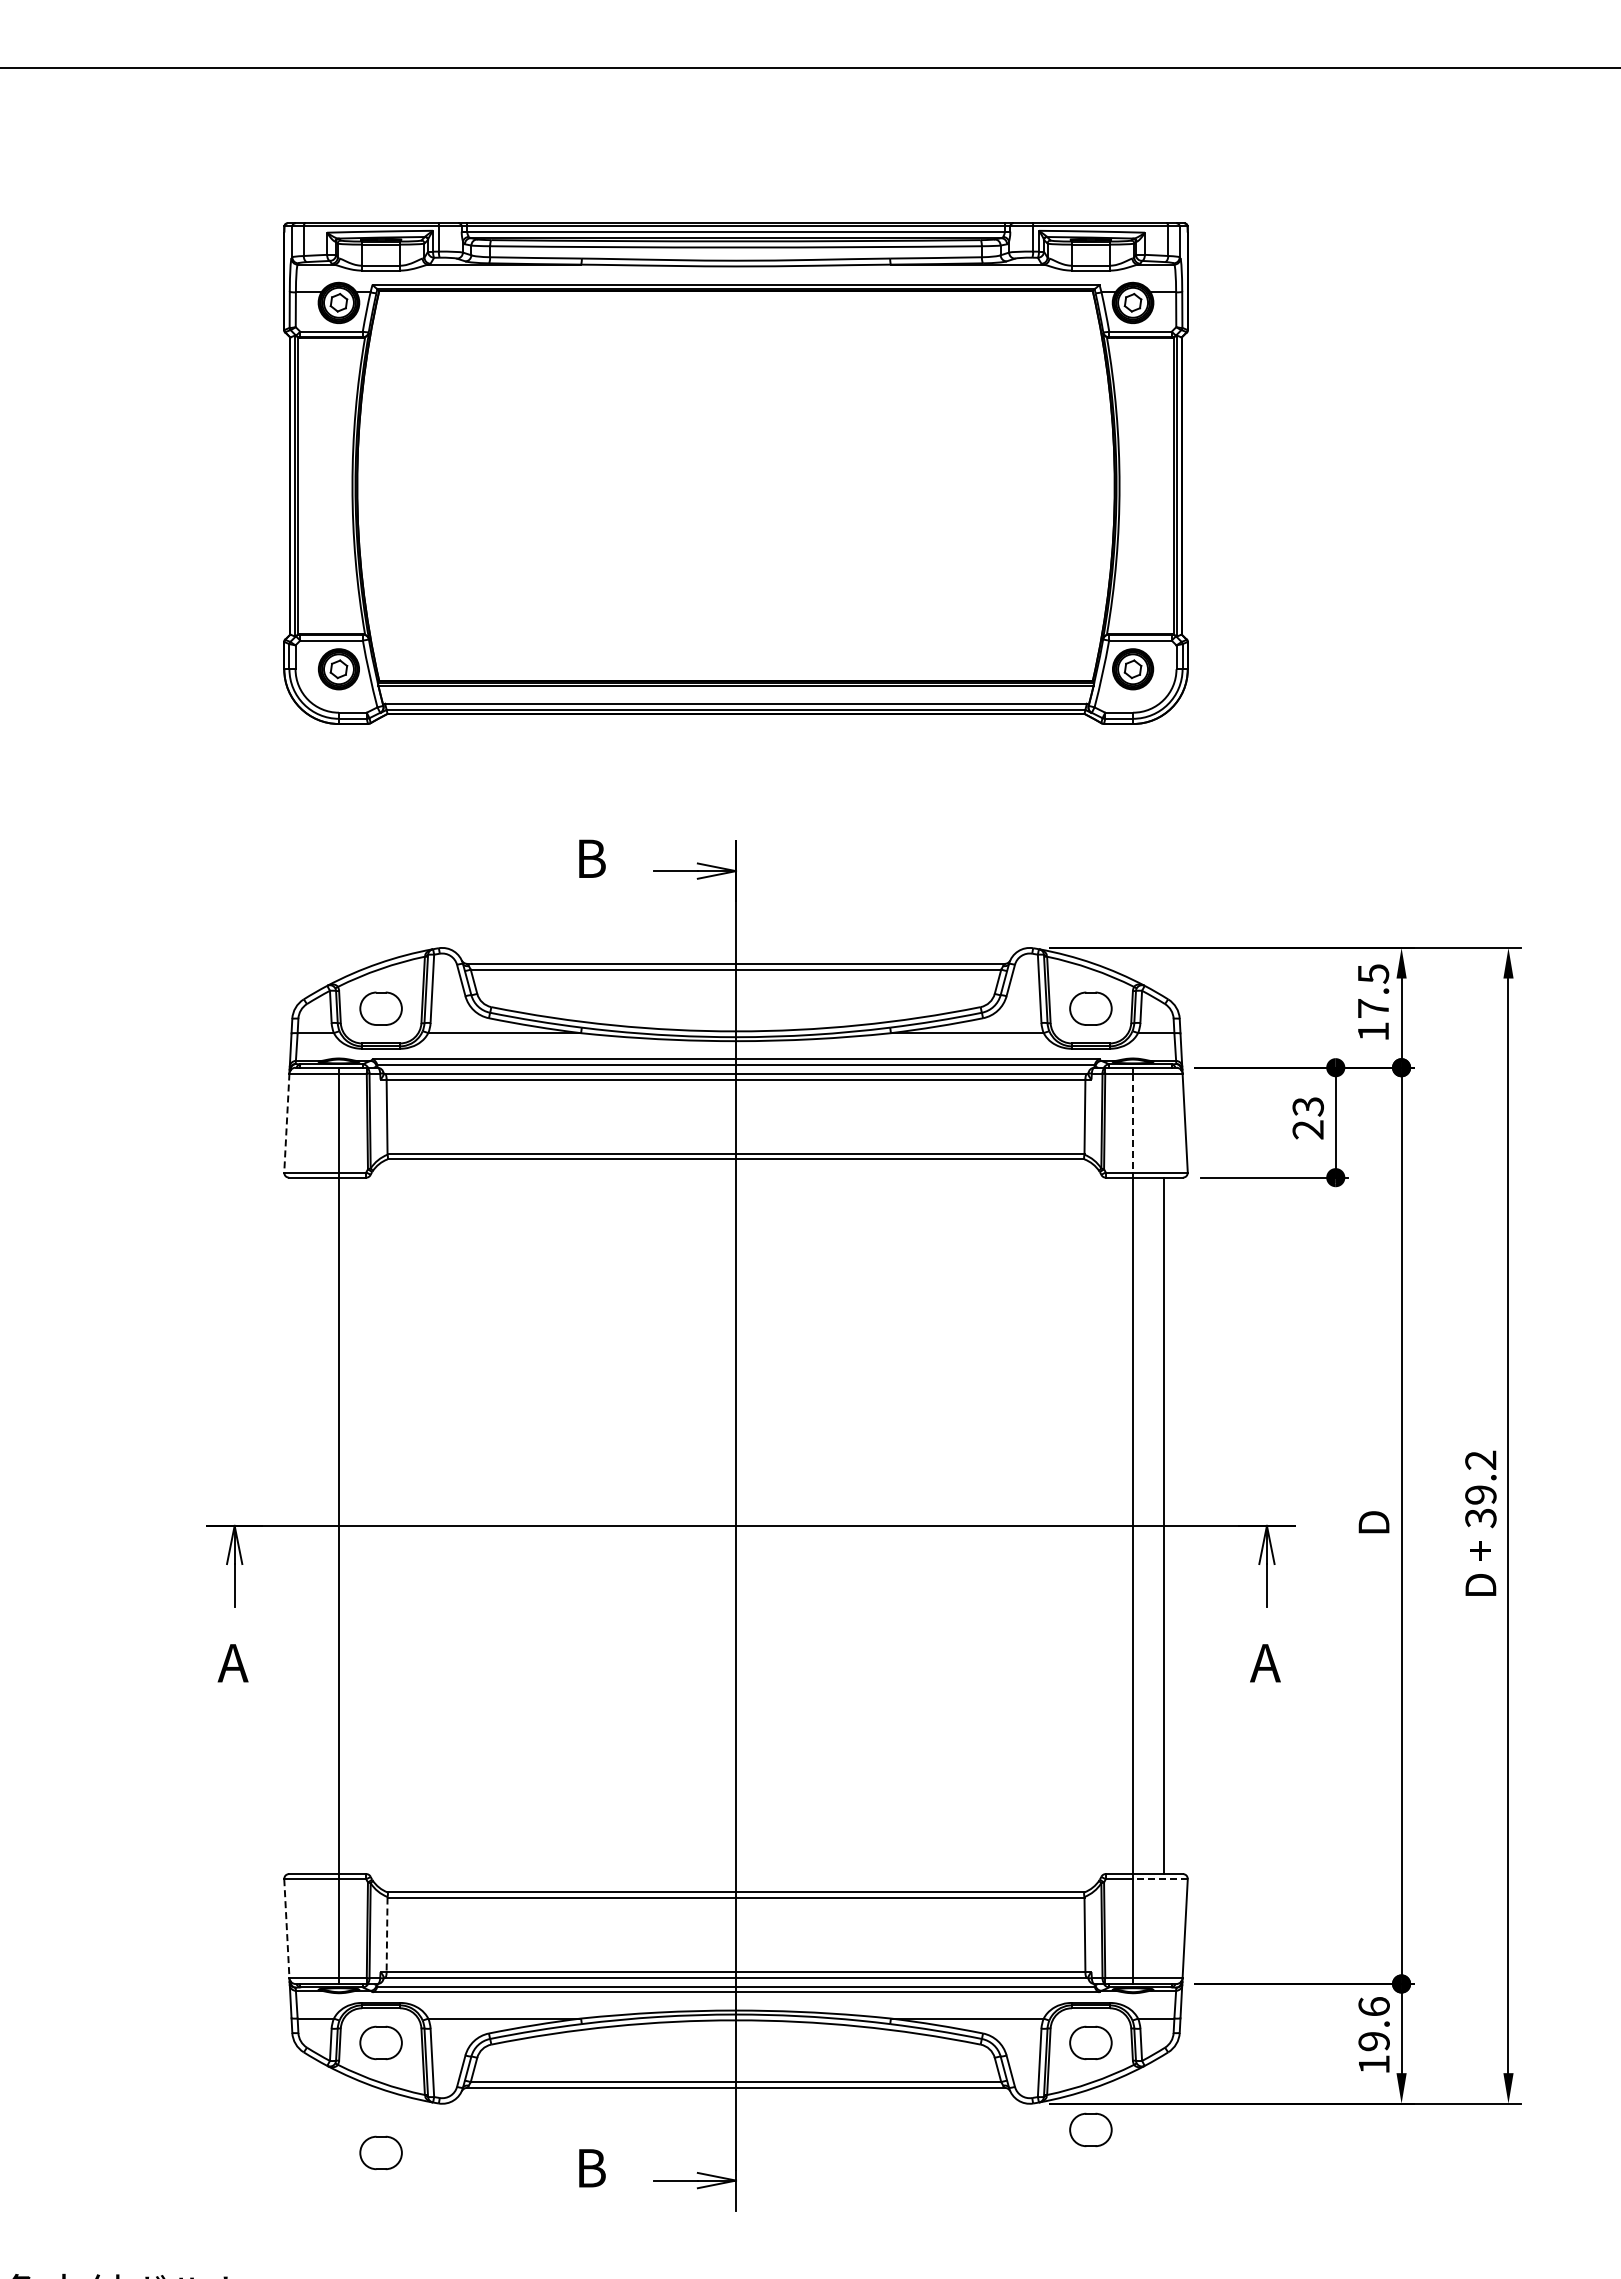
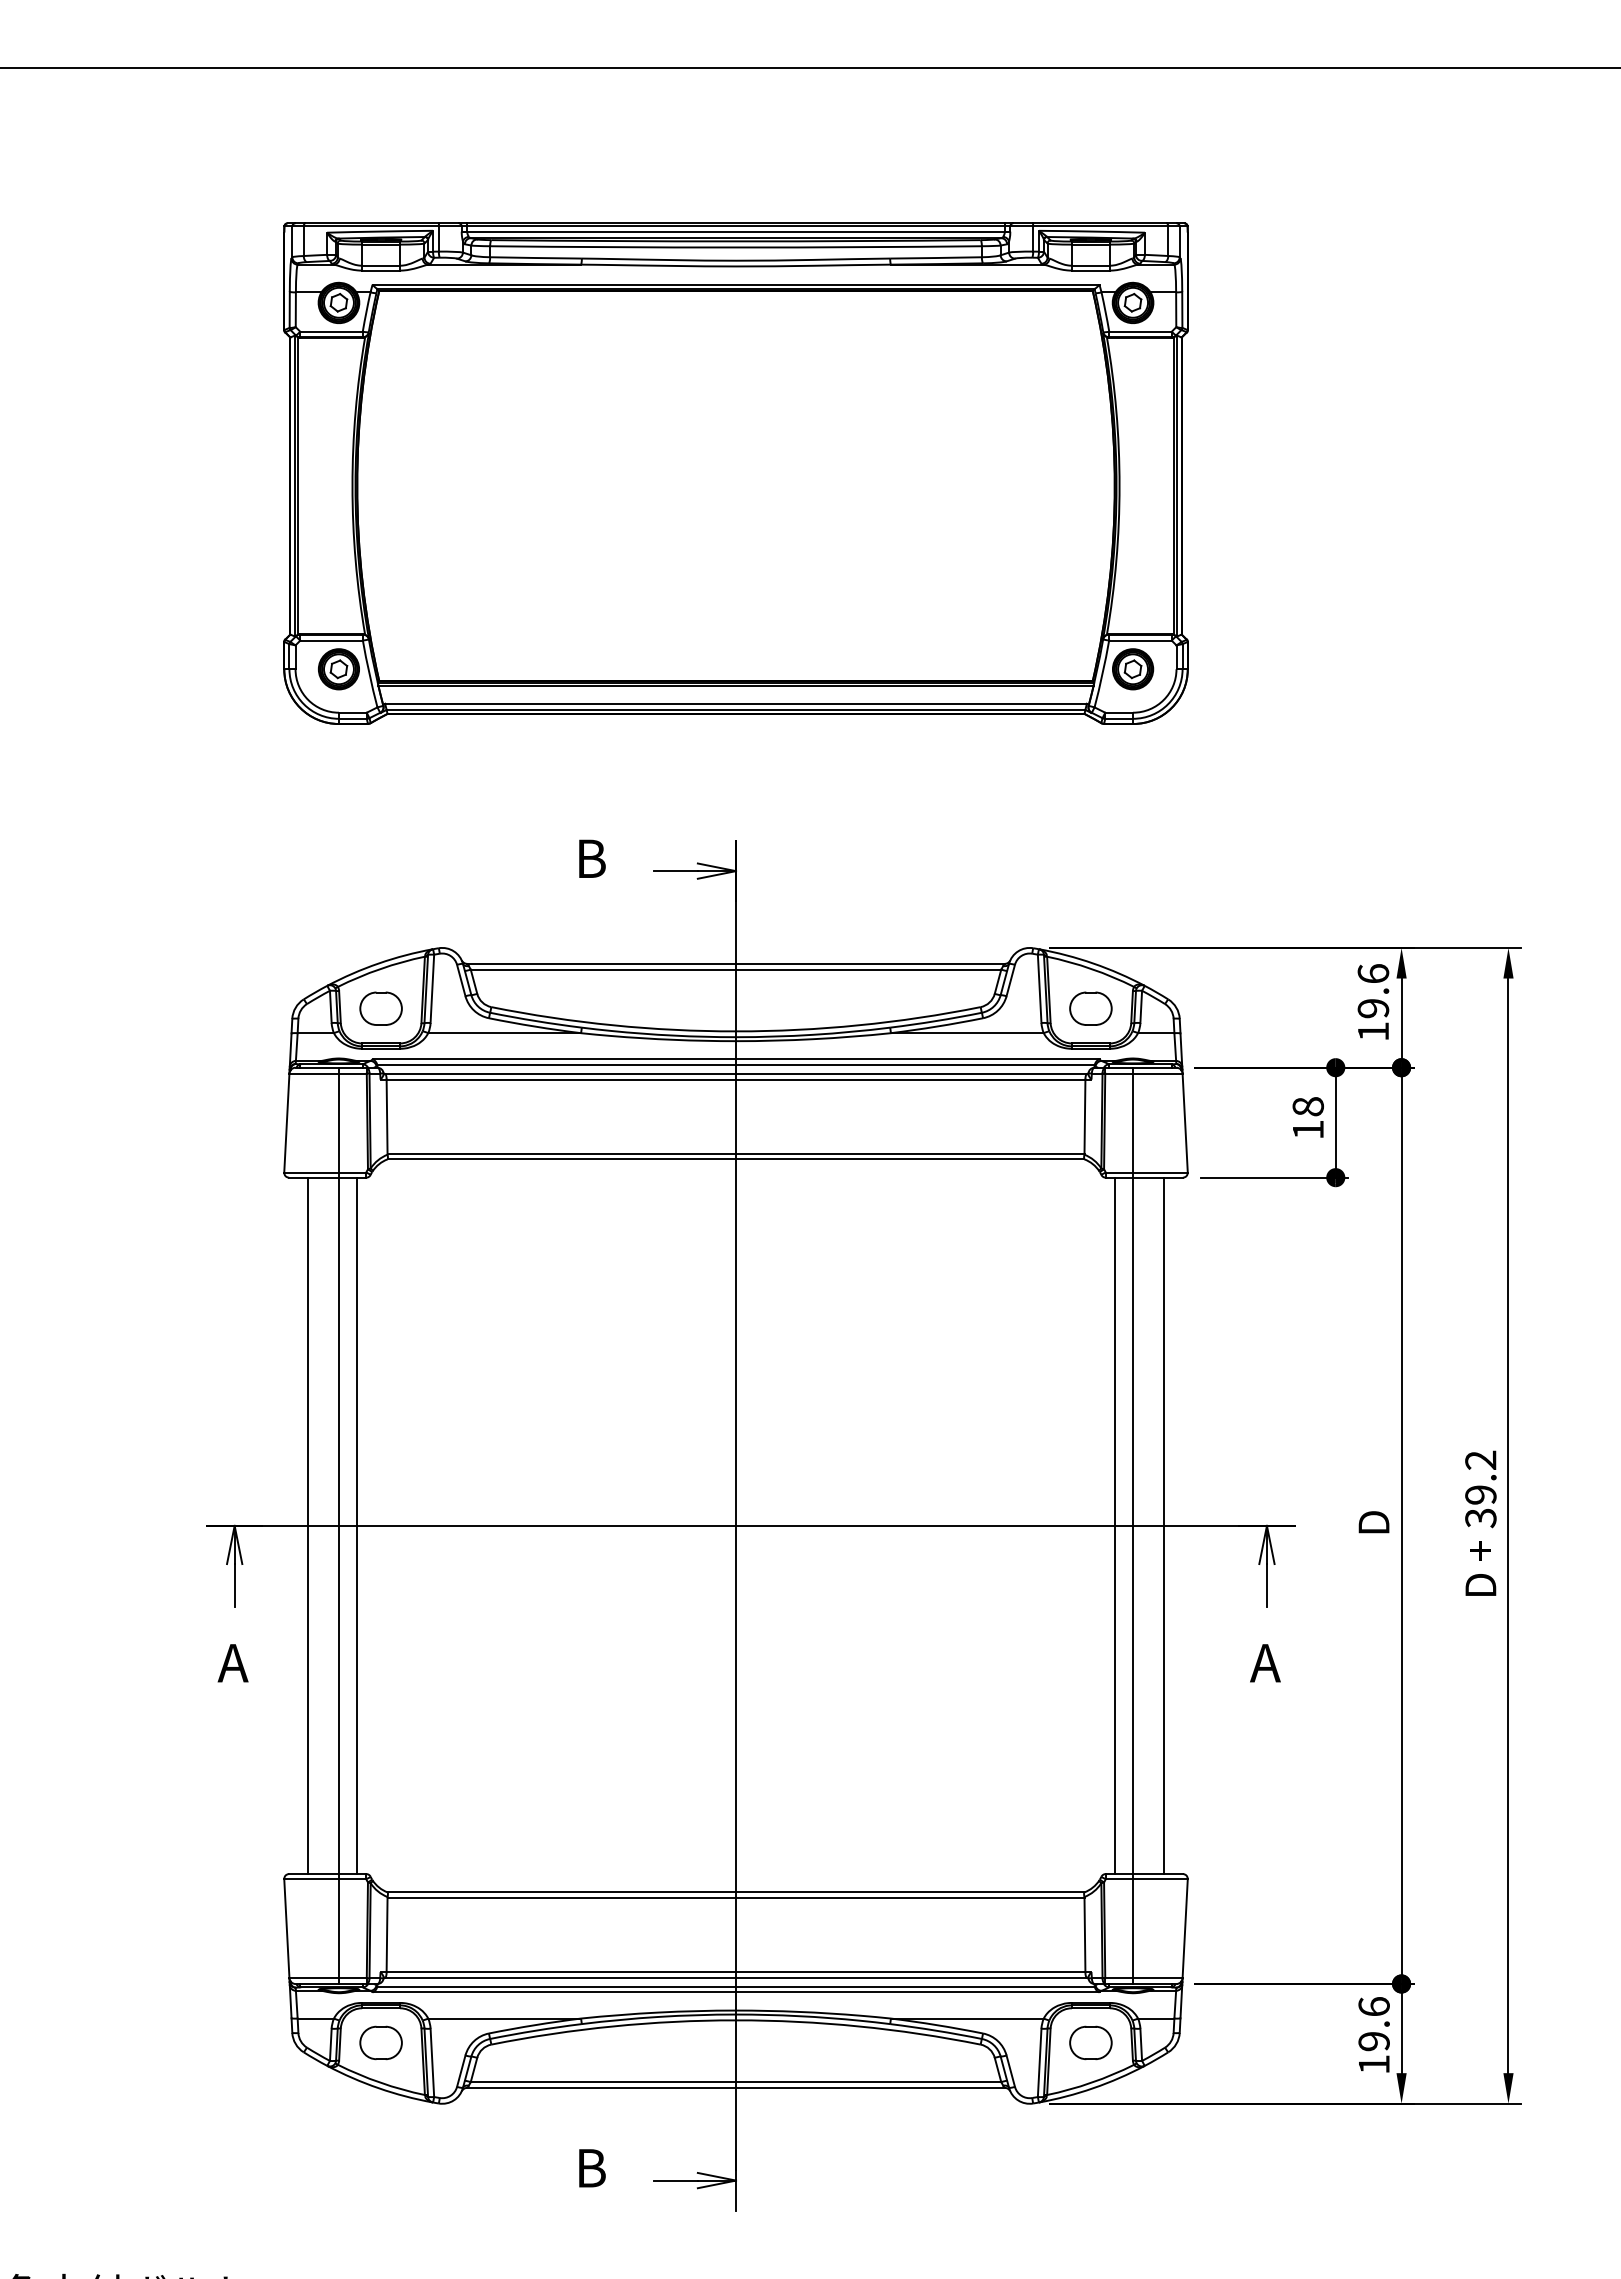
text: 17.5 -> 19.6 (1373, 991)
text: 23 -> 18 (1307, 1118)
line: dashed -> solid (286, 1123)
line: dashed -> solid (1133, 1123)
line: none -> present (308, 1525)
line: none -> present (357, 1525)
line: none -> present (1114, 1525)
line: dashed -> solid (1159, 1879)
line: dashed -> solid (286, 1928)
line: dashed -> solid (387, 1935)
part: present -> none (1090, 2129)
part: present -> none (380, 2152)
